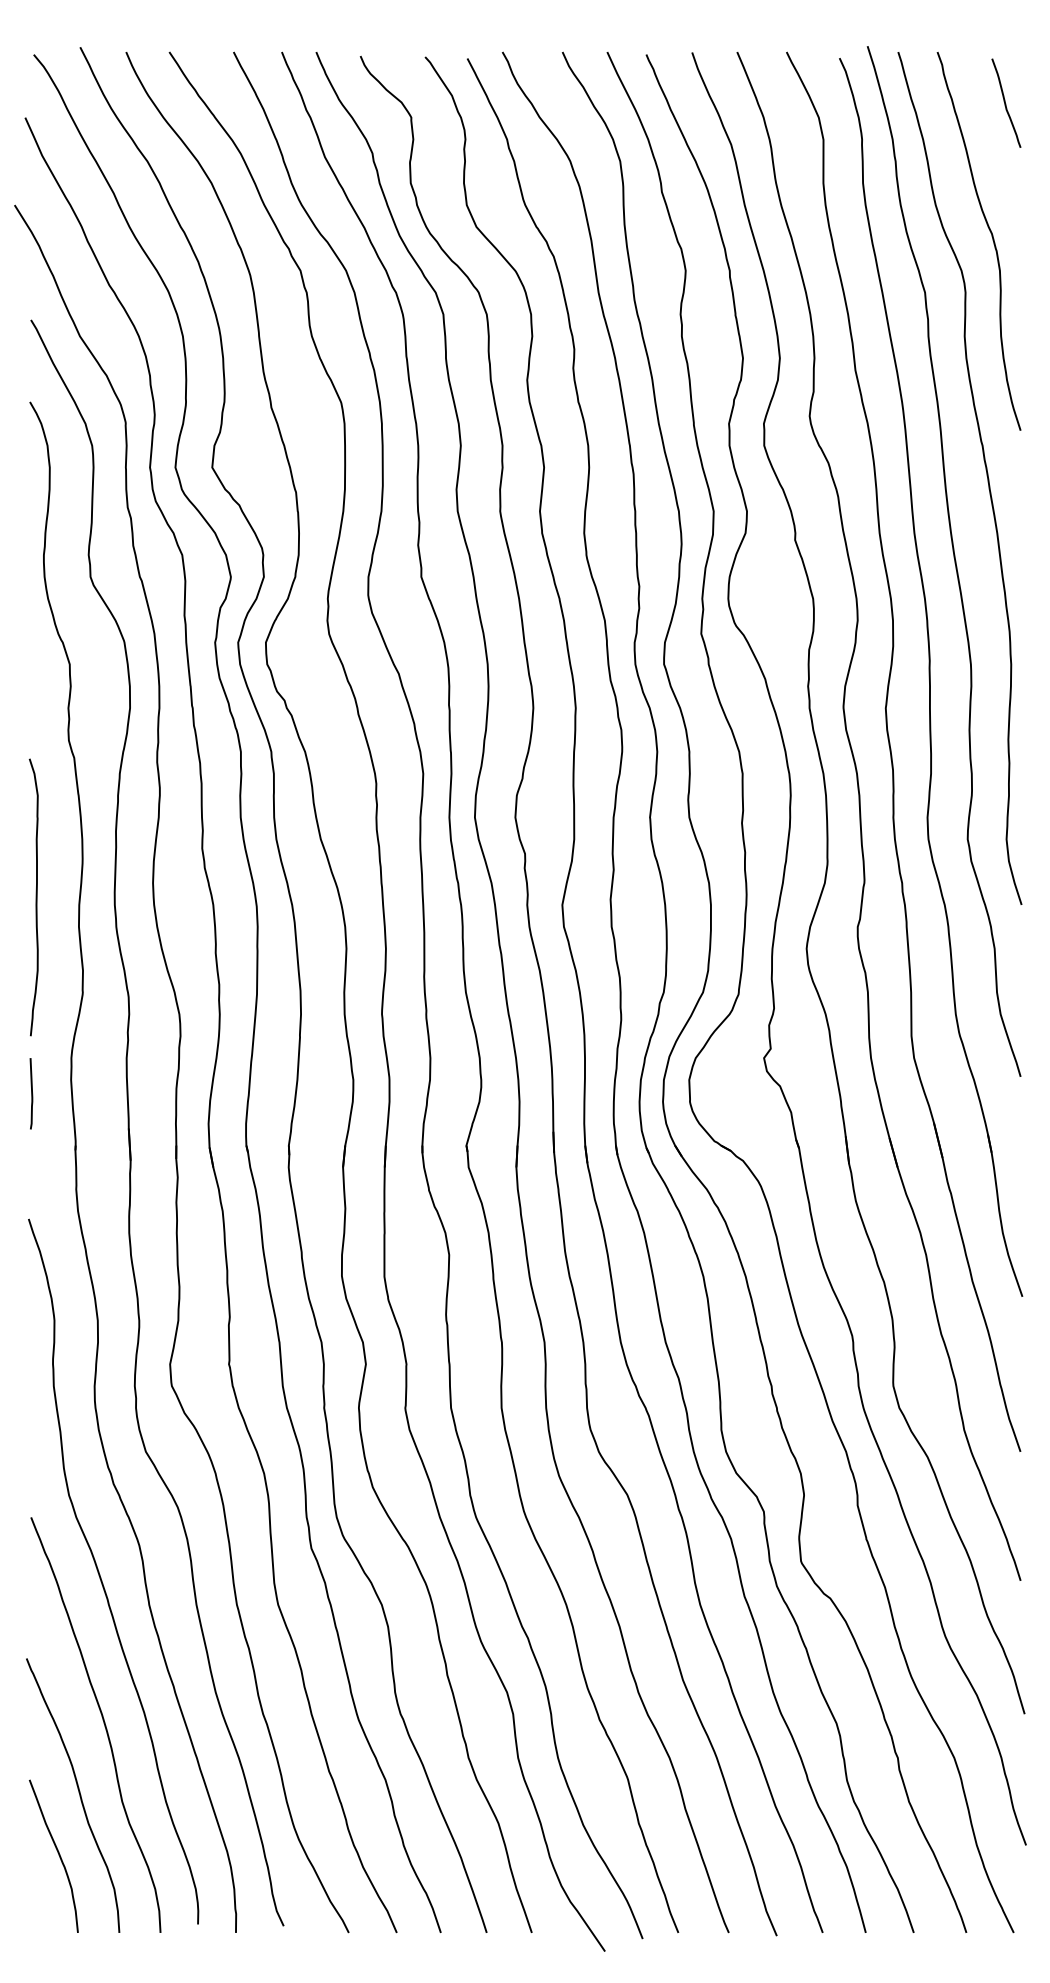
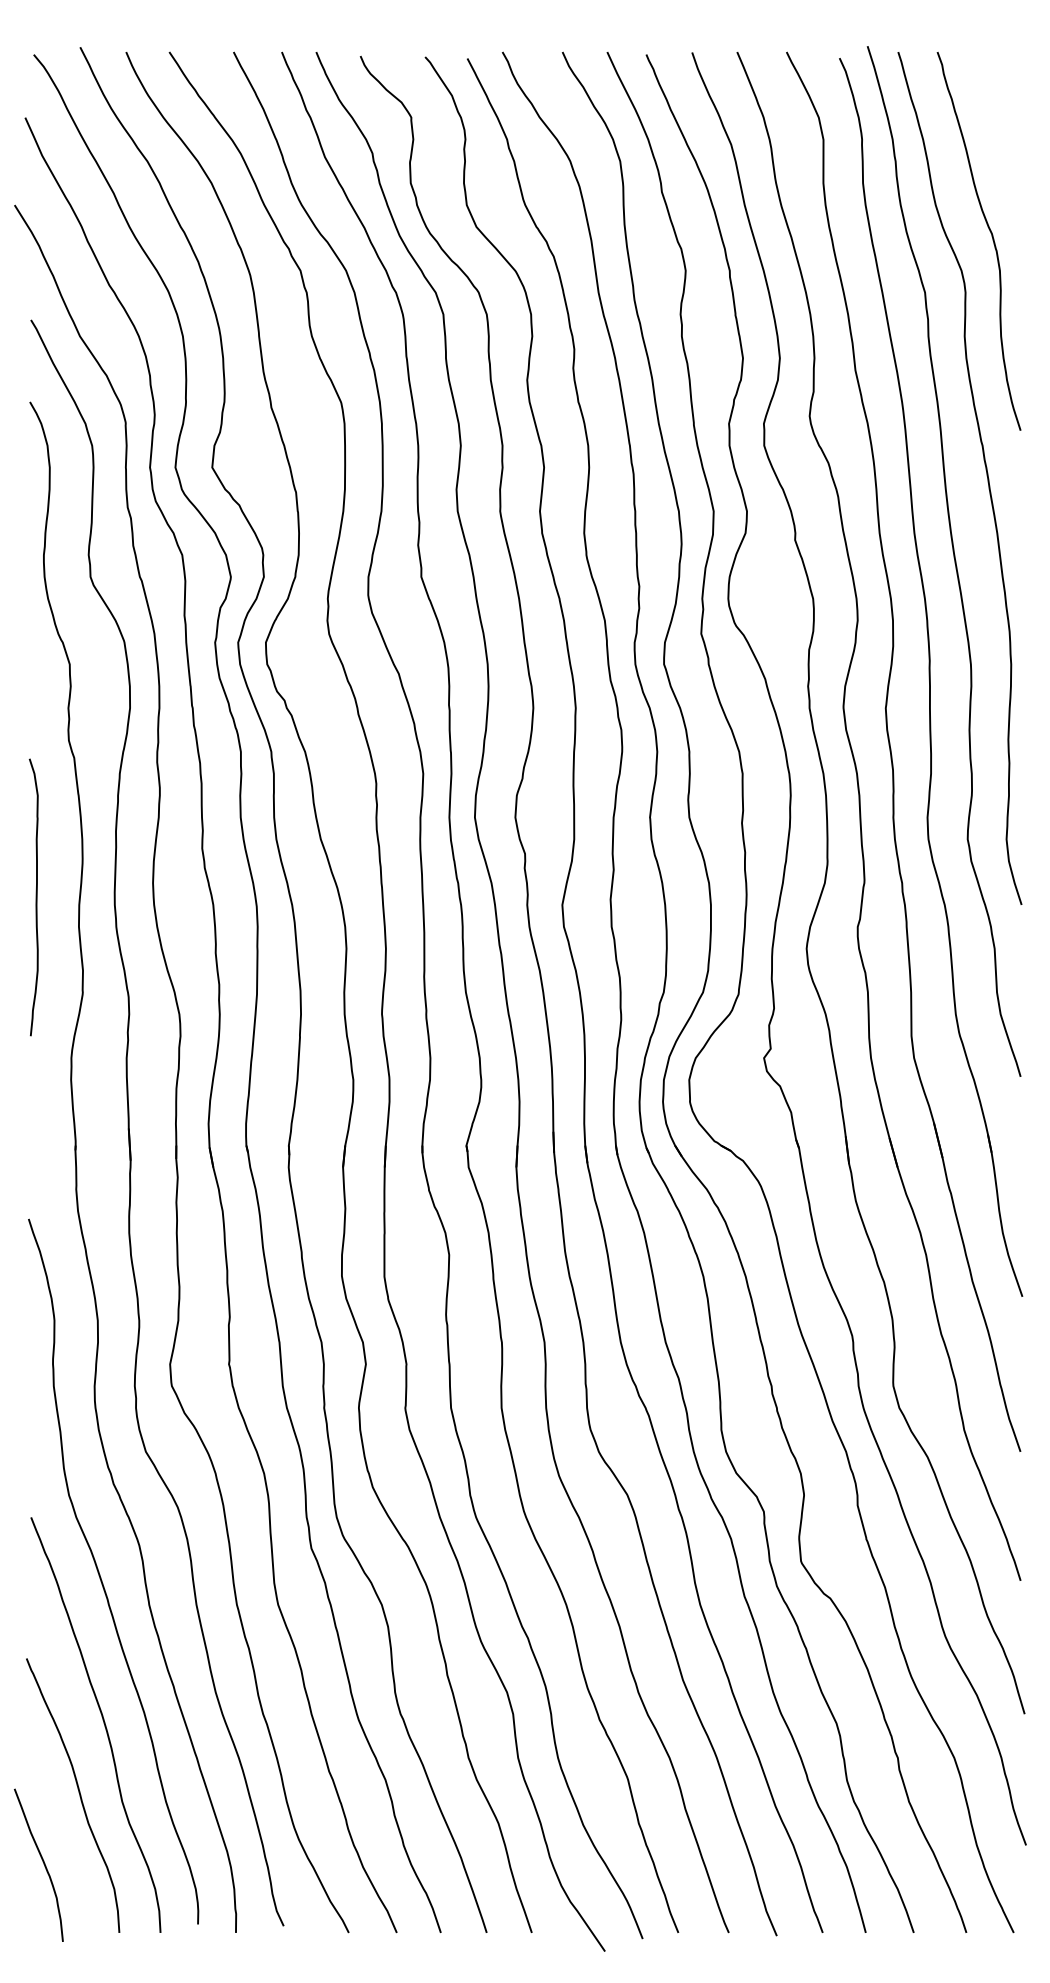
curve: present -> none (1005, 102)
curve: present -> none (31, 1093)
curve position: (57, 1852) -> (42, 1861) (42, 1861)
